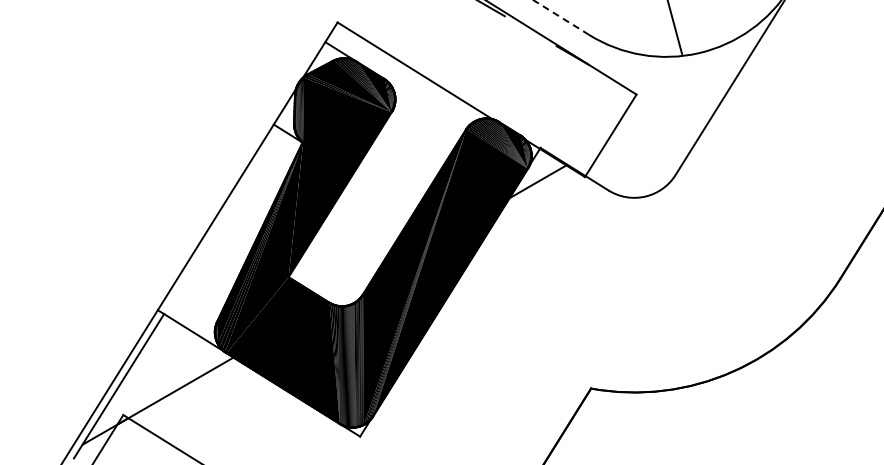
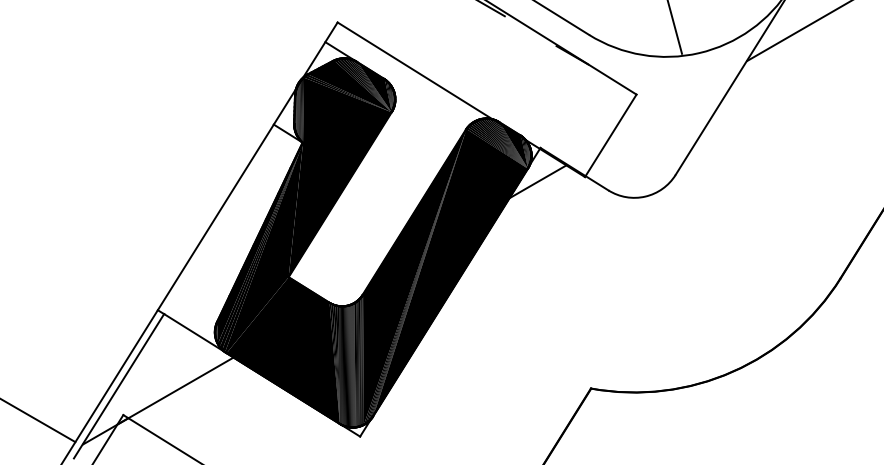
line: dashed -> solid (561, 17)
line: none -> present (797, 31)
line: none -> present (38, 421)
